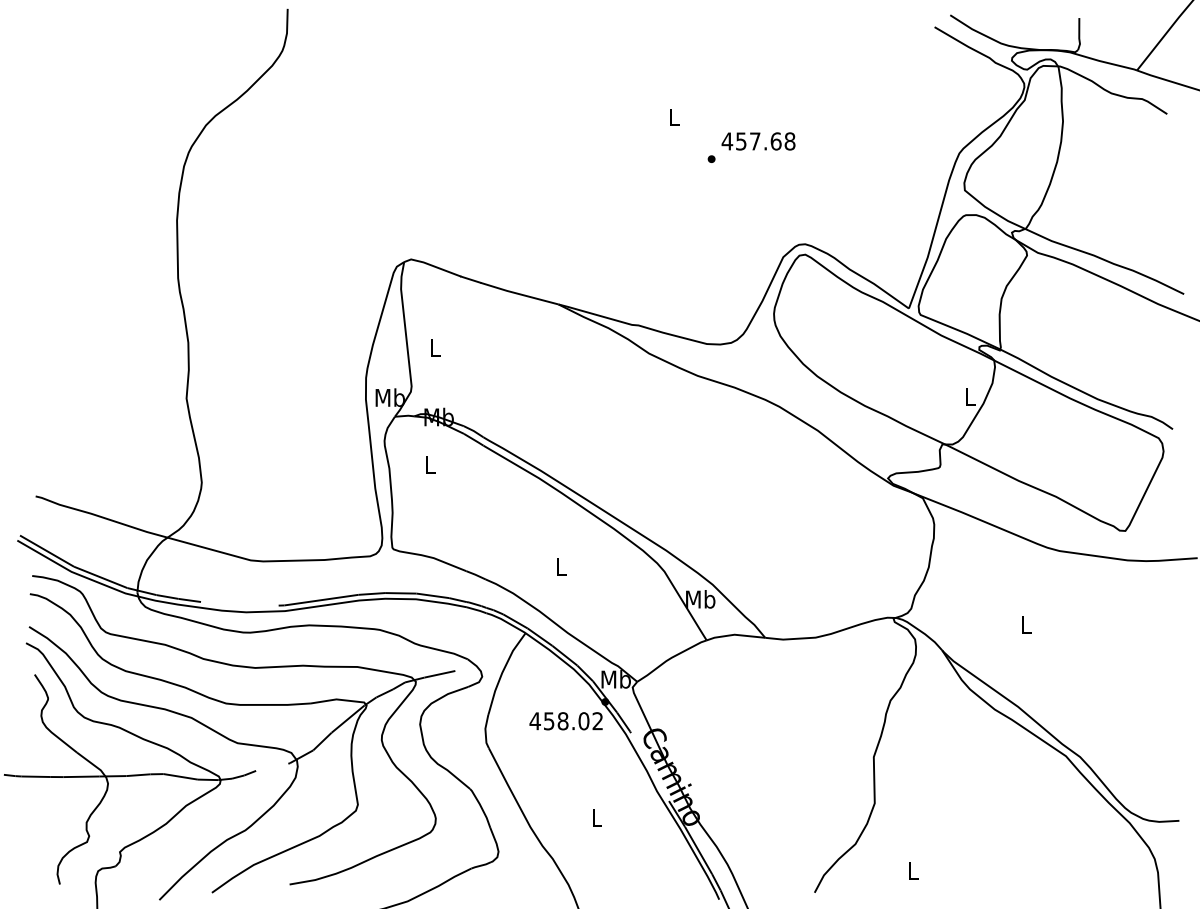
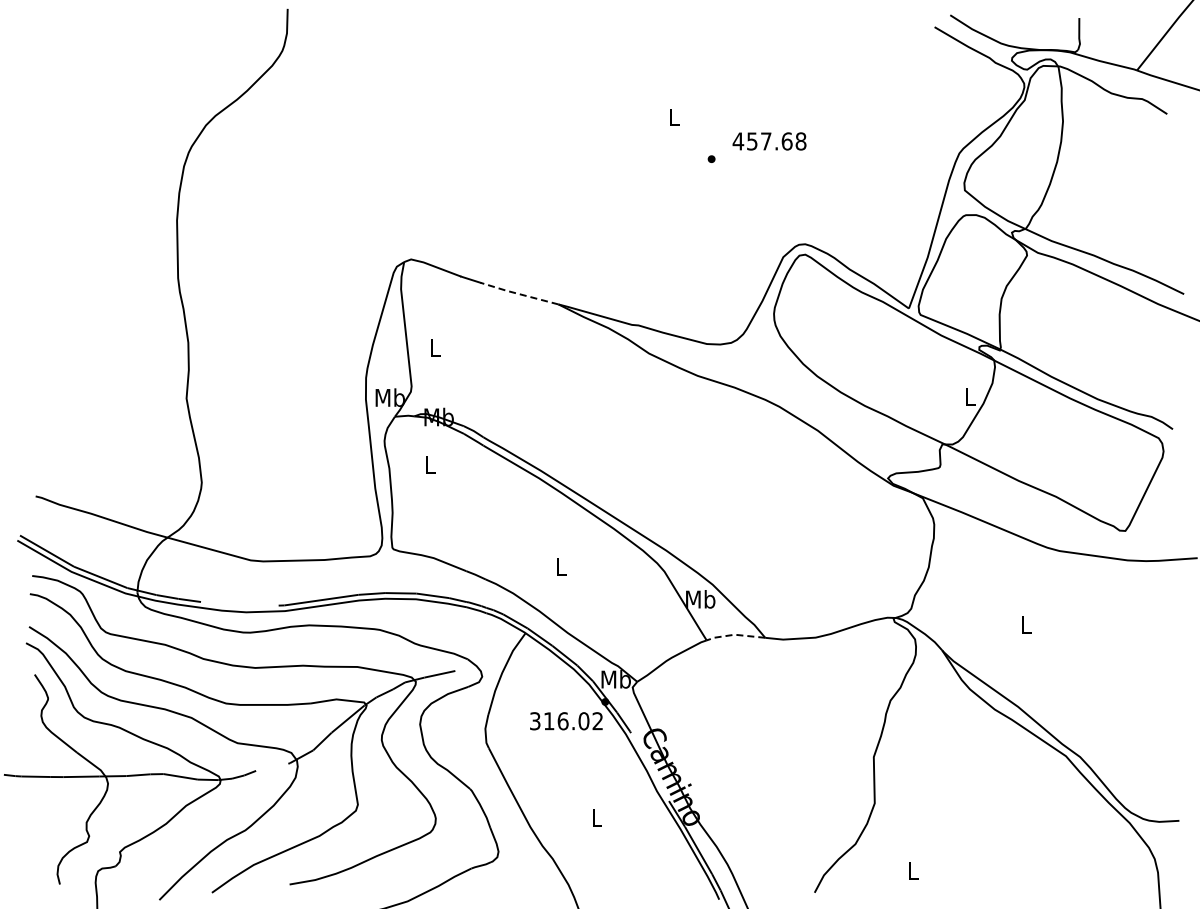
text position: (758, 141) -> (769, 141) (769, 141)
line: solid -> dashed (518, 293)
line: solid -> dashed (734, 634)
text: 458.02 -> 316.02 (548, 721)
